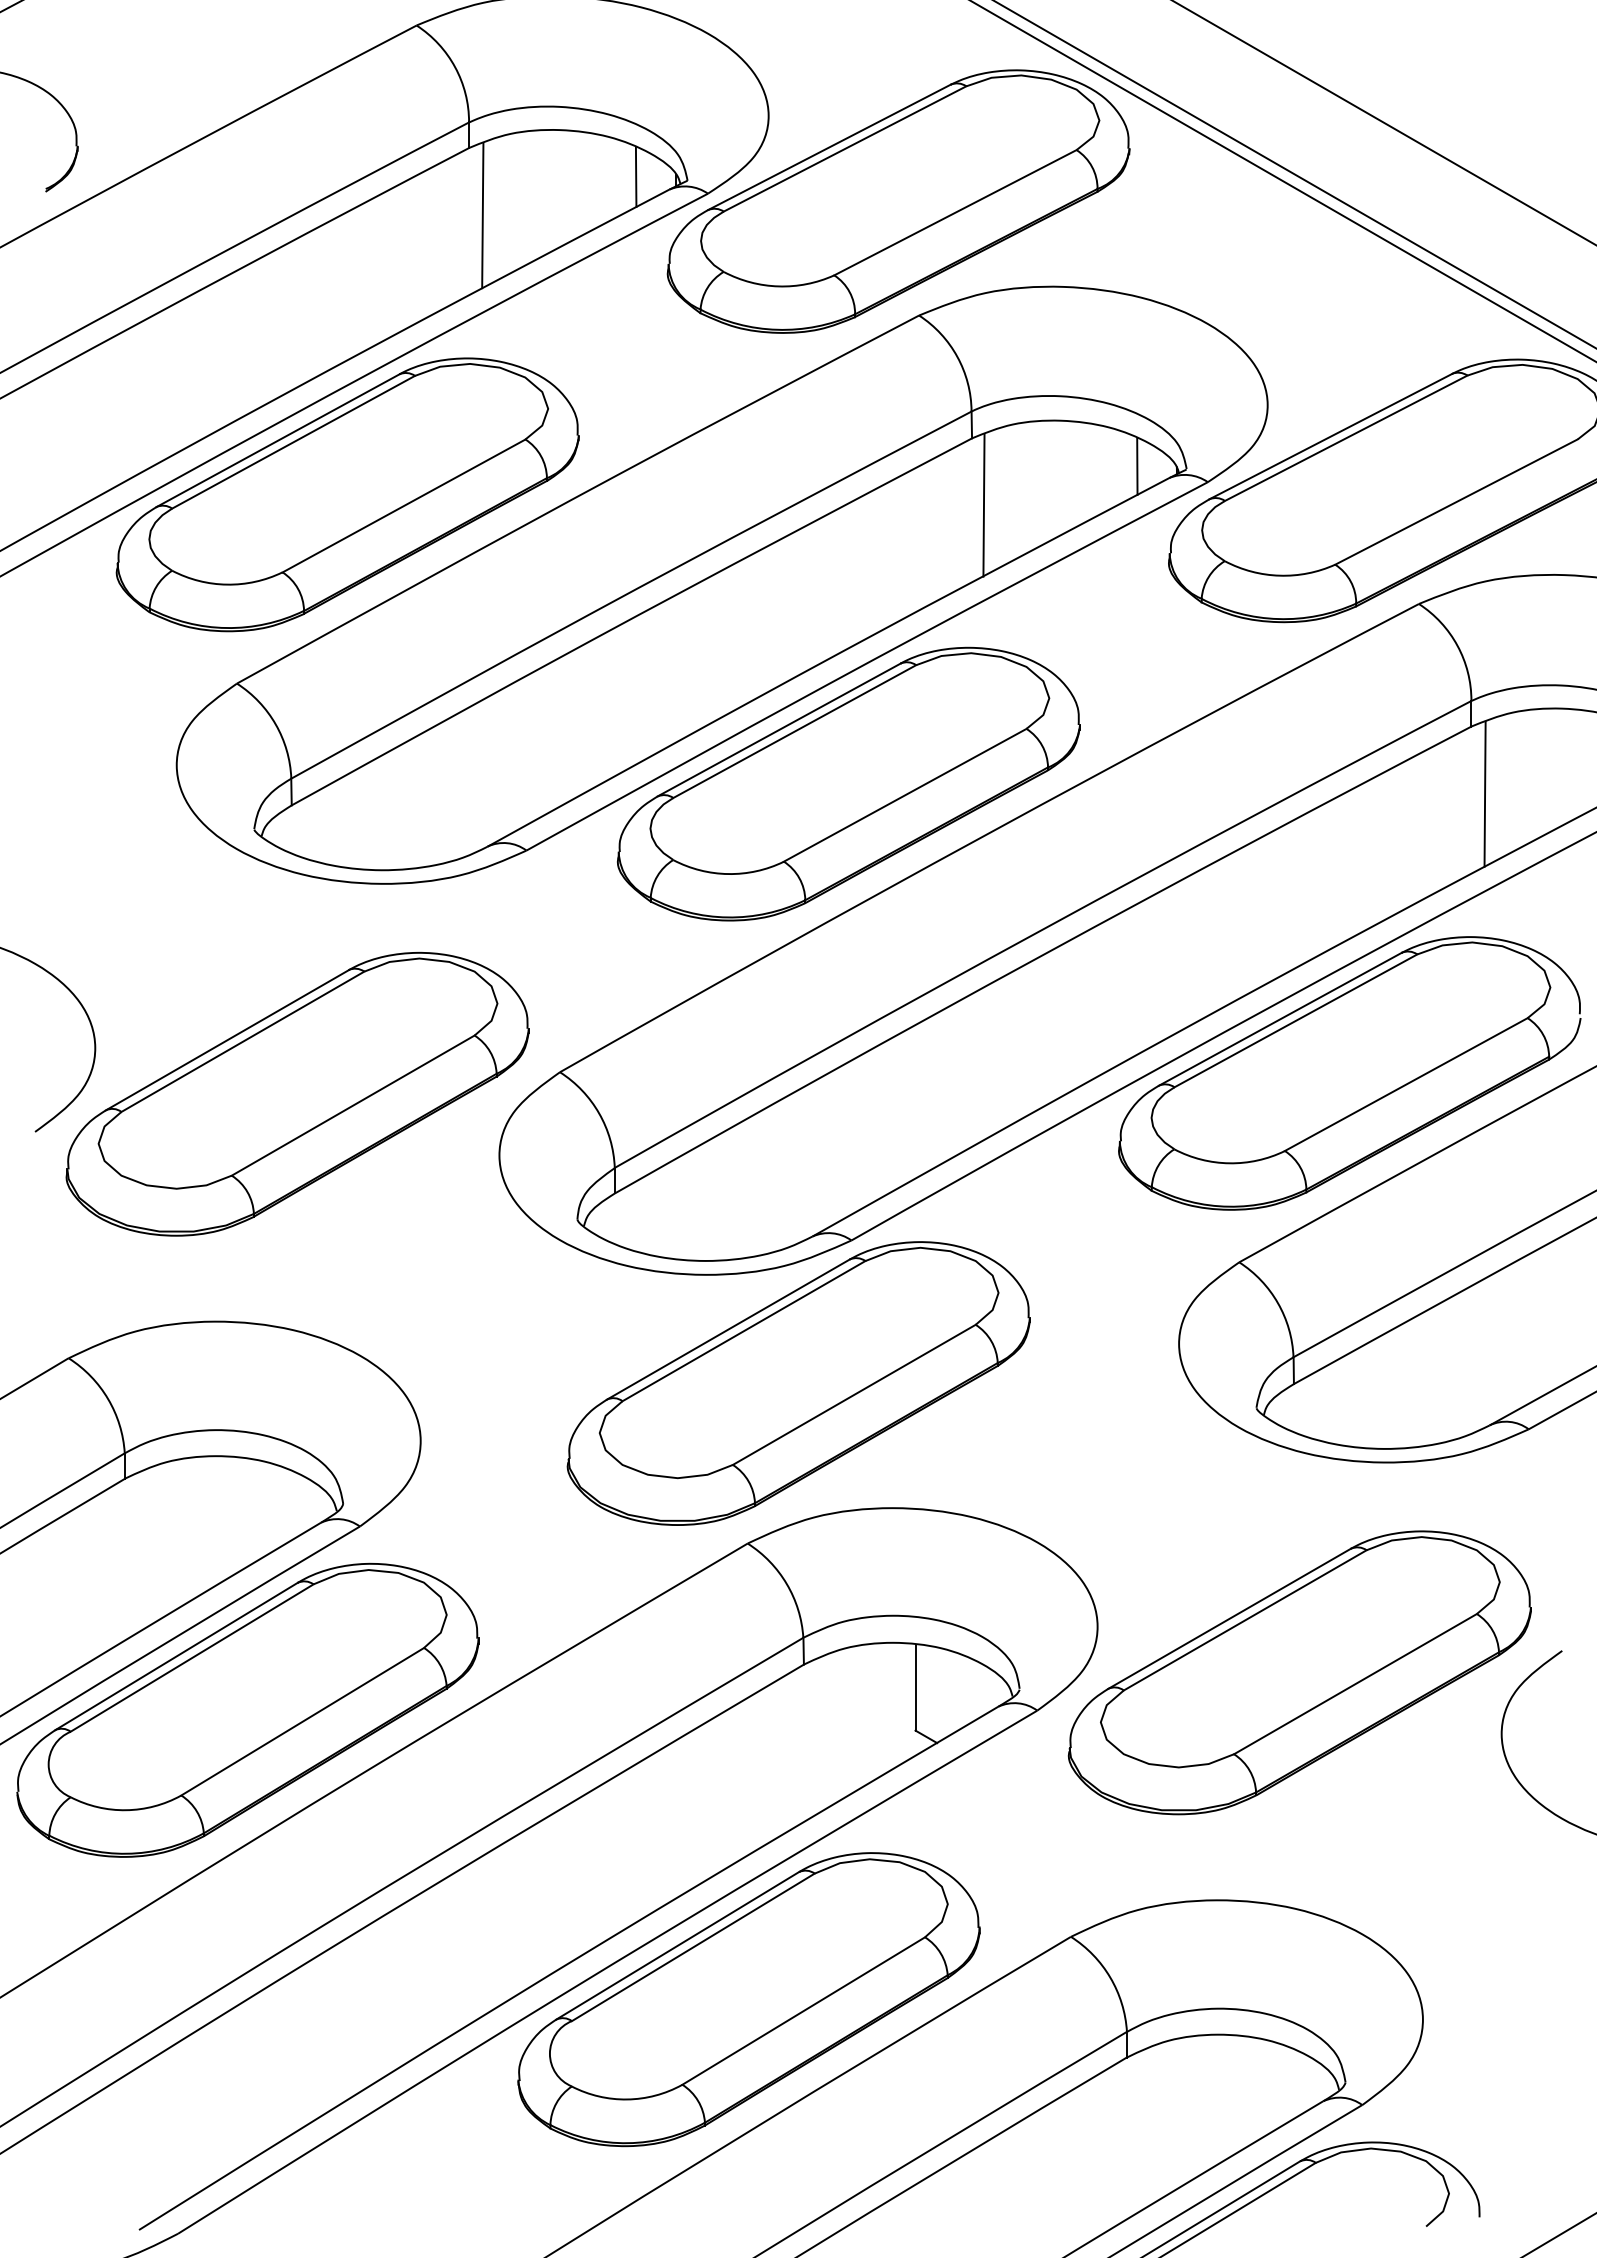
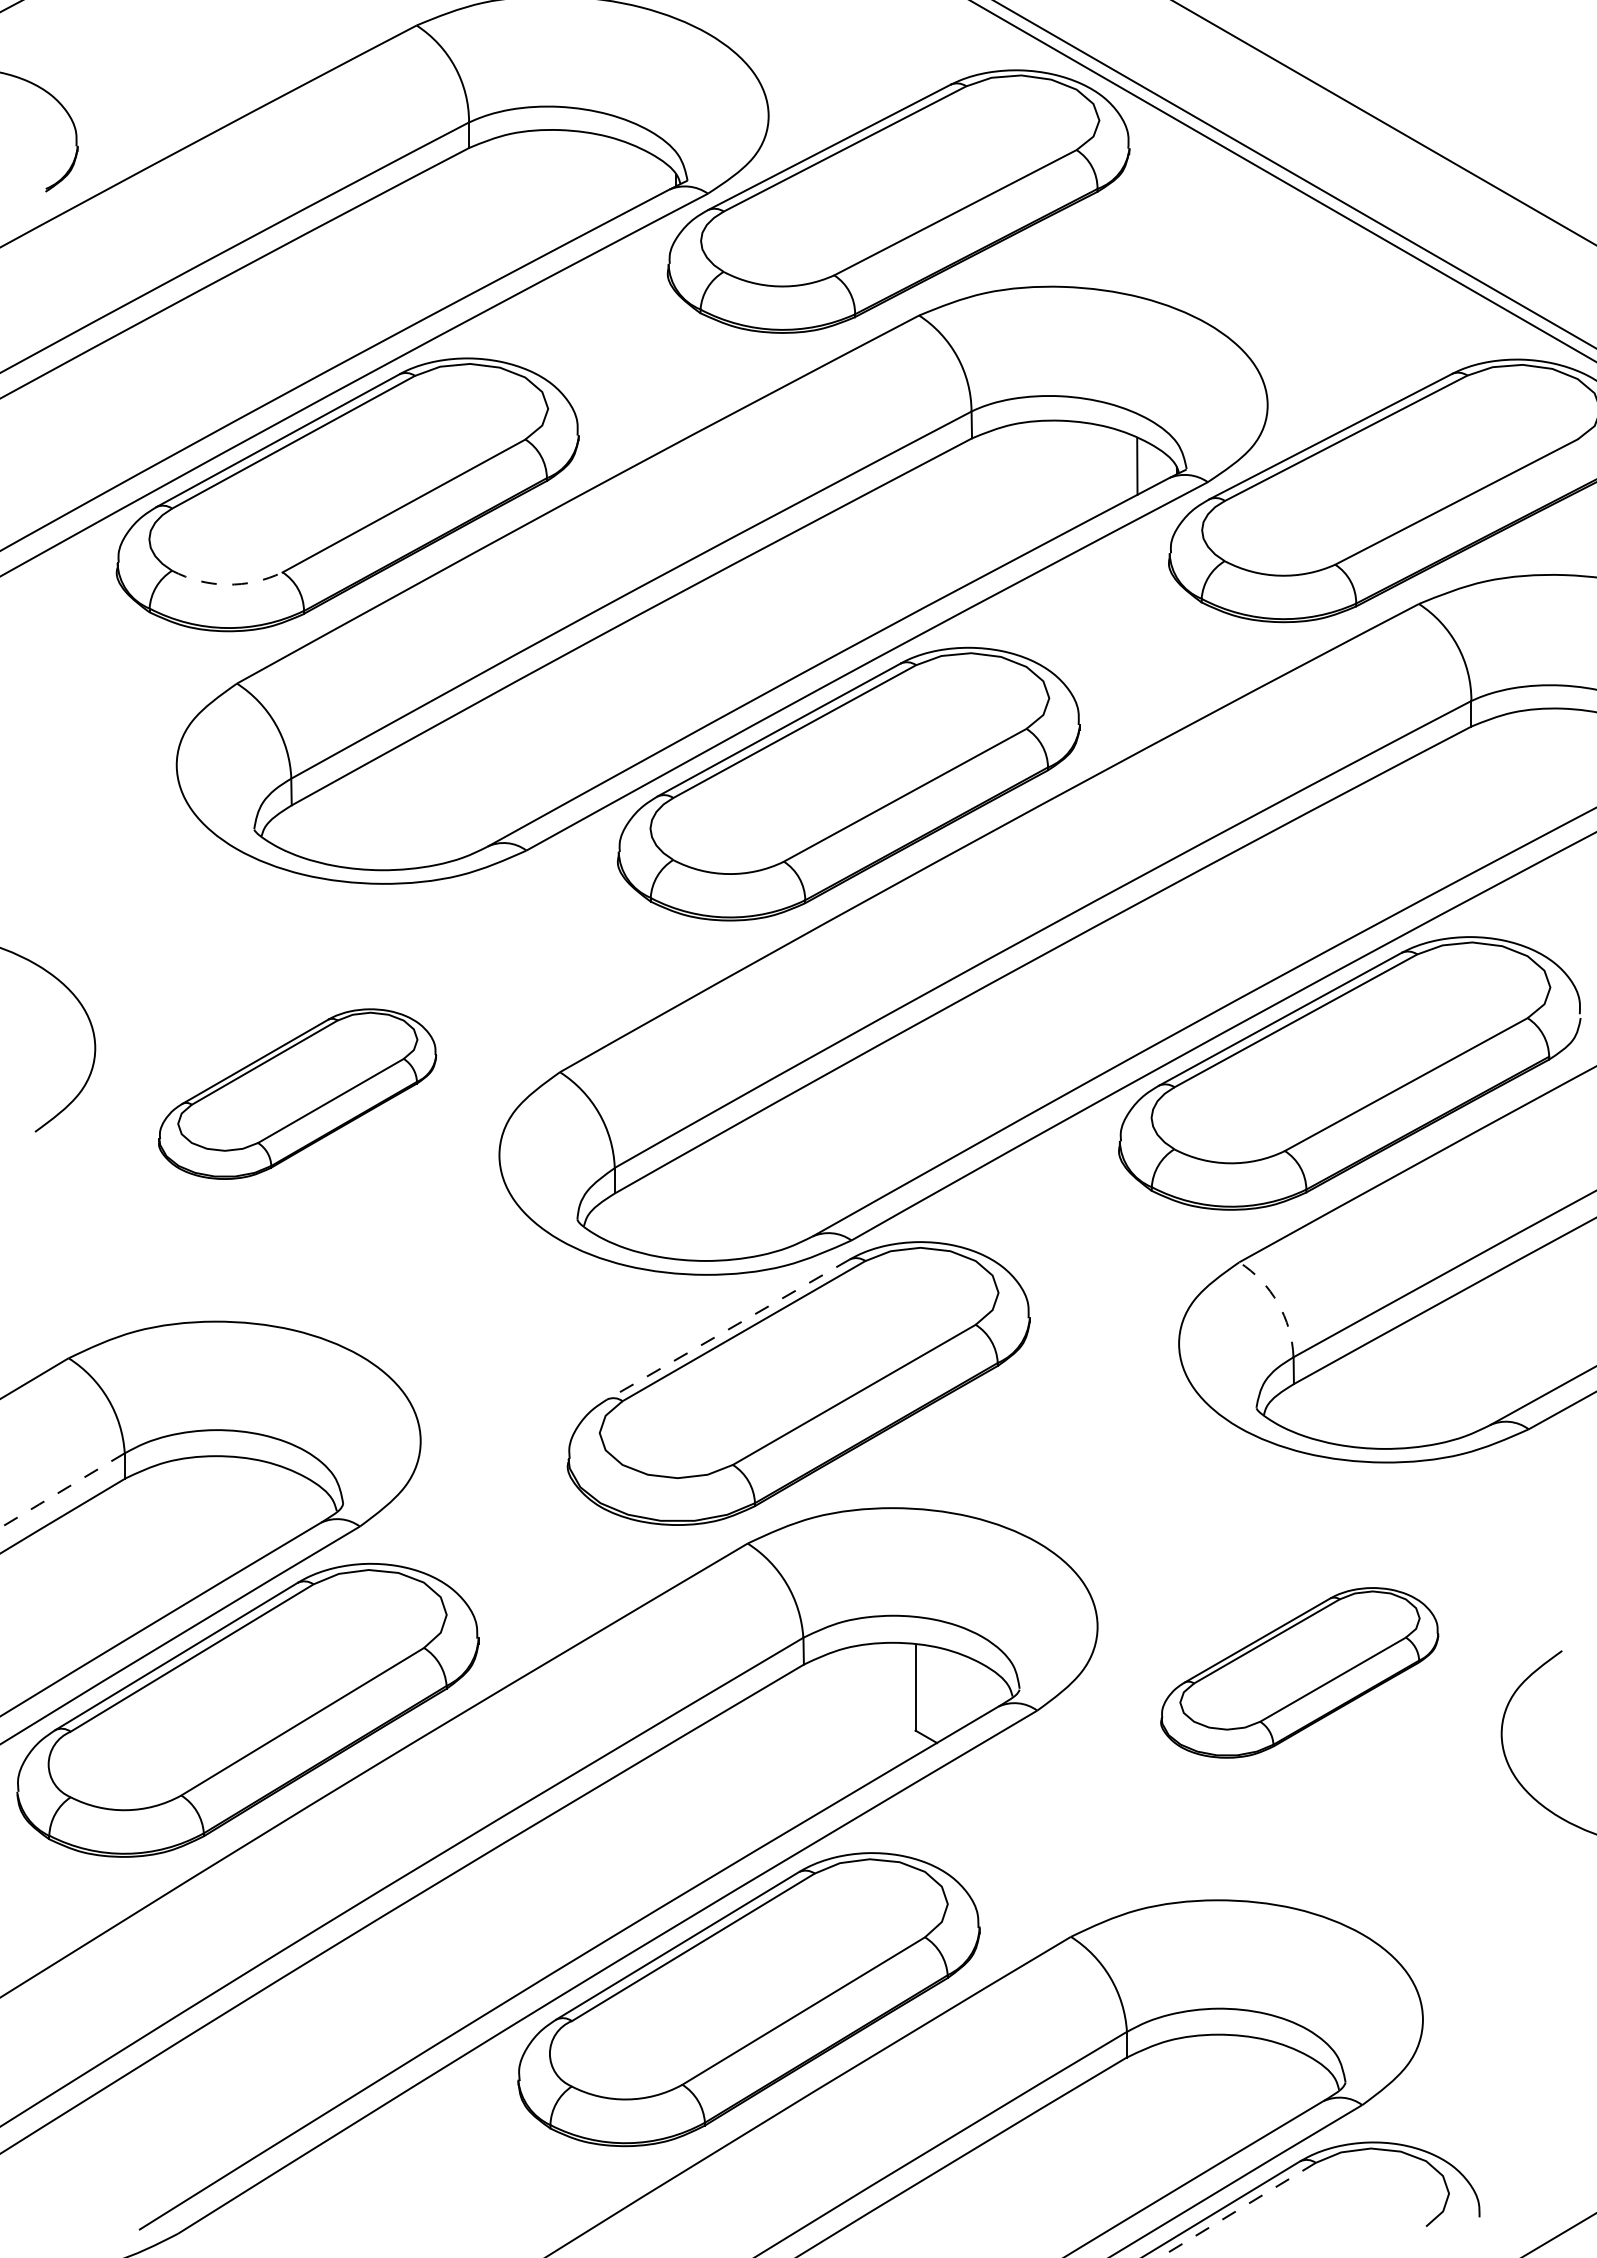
line: present -> none (635, 177)
line: present -> none (482, 215)
line: present -> none (983, 505)
arc: solid -> dashed (227, 584)
line: present -> none (1484, 793)
part size: 465x286 px -> 280x172 px (297, 1093)
arc: solid -> dashed (1277, 1303)
line: solid -> dashed (727, 1329)
arc: solid -> dashed (62, 1490)
part size: 465x286 px -> 280x172 px (1299, 1672)
line: solid -> dashed (1237, 2210)
